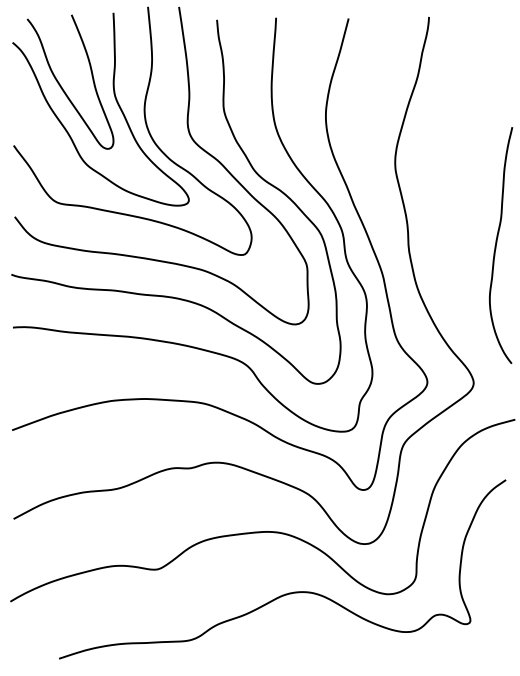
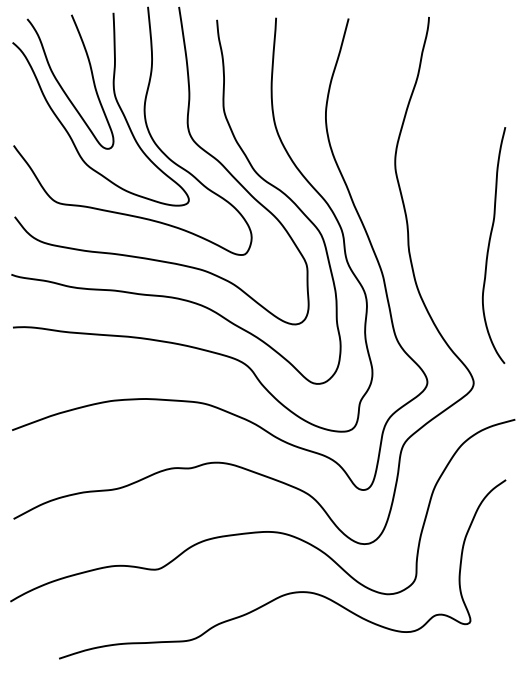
curve position: (497, 243) -> (490, 243) (490, 243)
